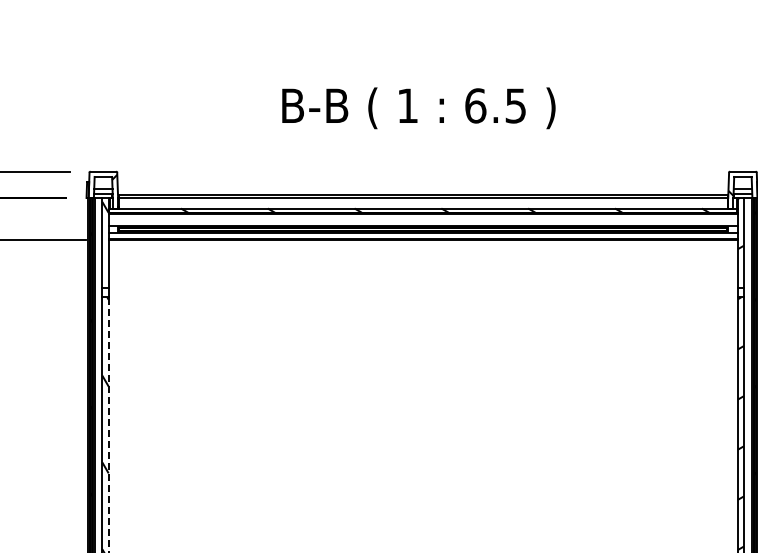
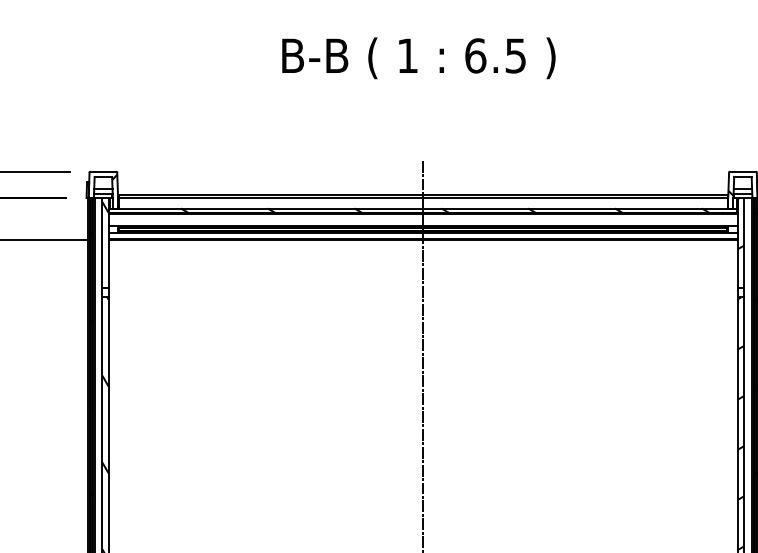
text position: (418, 108) -> (418, 58) (418, 58)
line: none -> present (423, 354)
line: dashed -> solid (108, 424)
